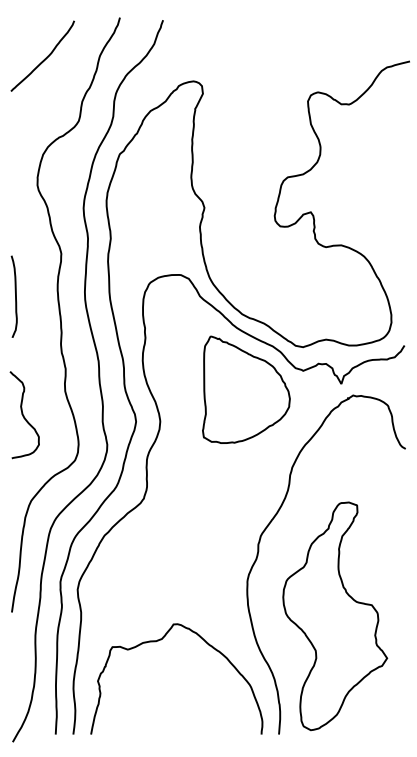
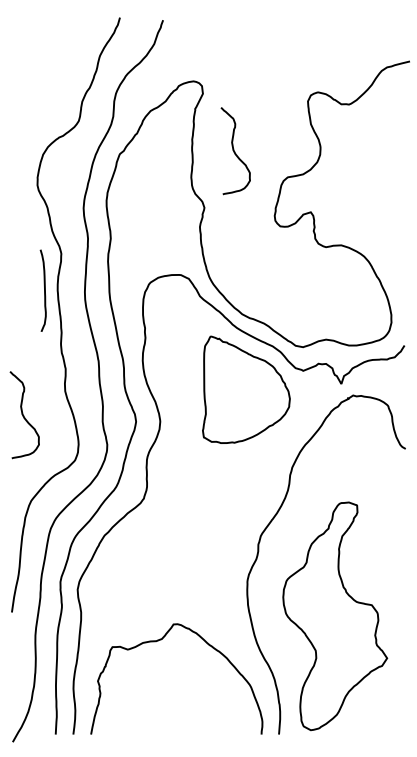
curve: present -> none (45, 57)
curve: none -> present (235, 151)
curve position: (15, 296) -> (44, 290) (44, 290)
